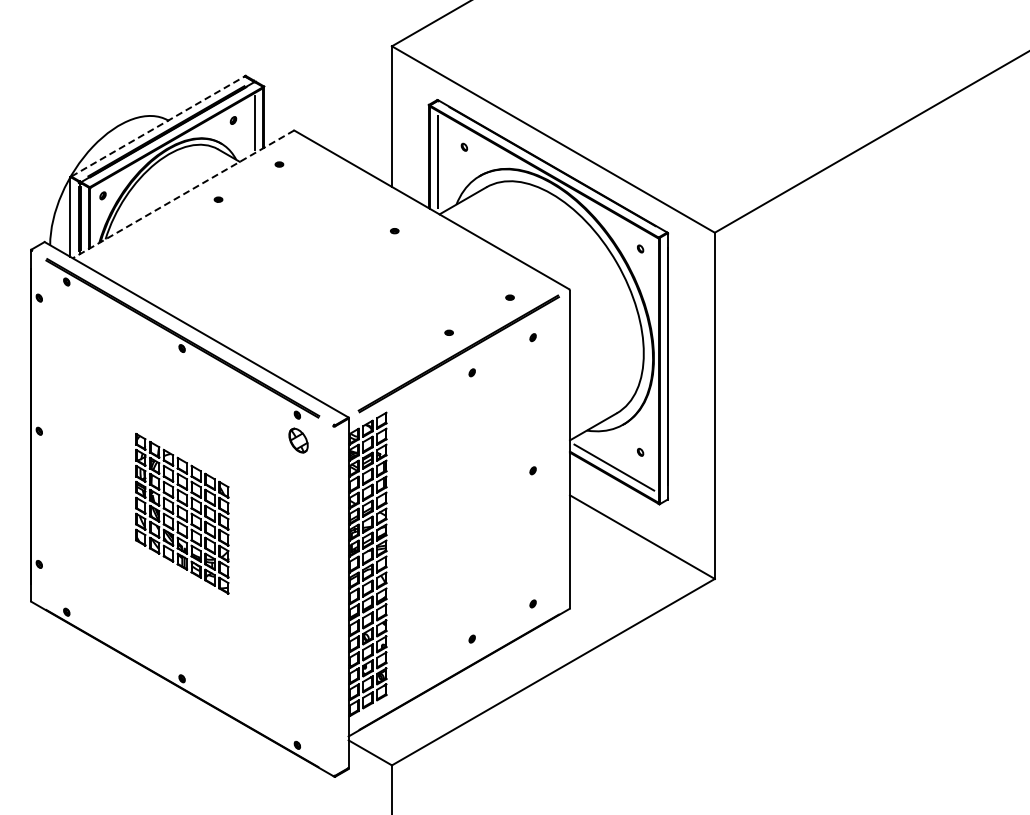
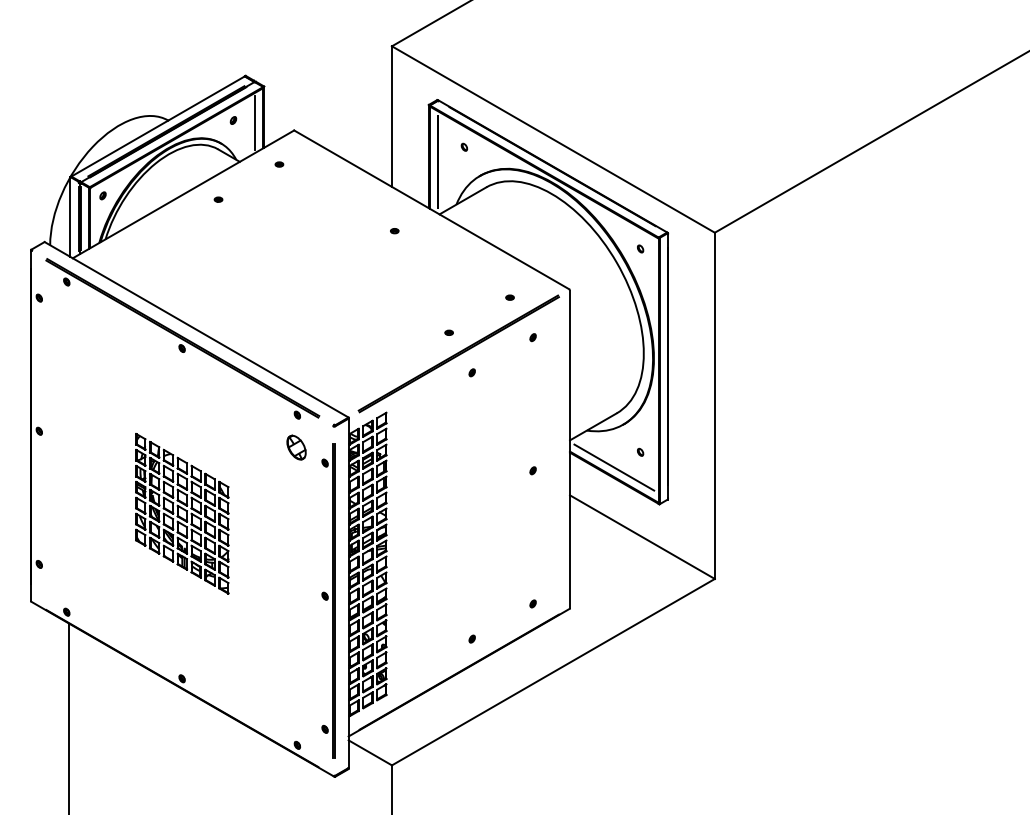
line: dashed -> solid (158, 126)
line: dashed -> solid (183, 194)
part position: (298, 440) -> (296, 447) (296, 447)
part: none -> present (328, 600)
line: none -> present (69, 717)
